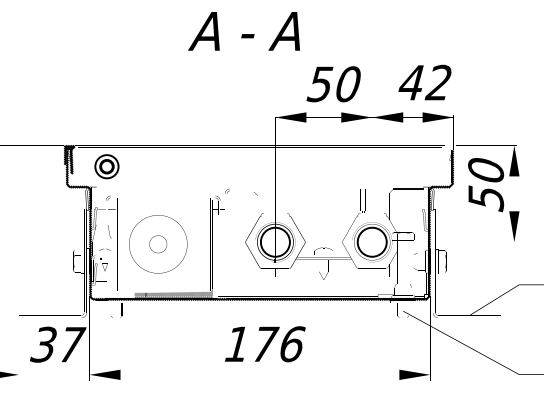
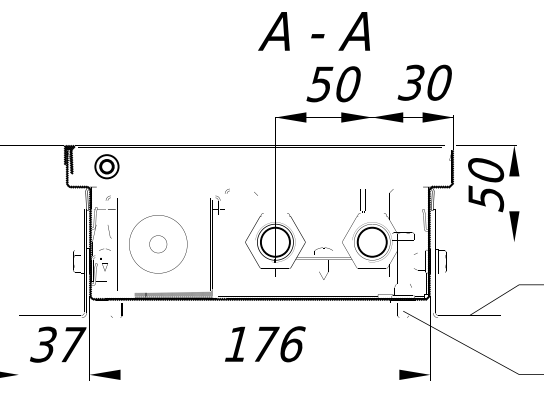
text position: (243, 31) -> (313, 31) (313, 31)
text: 42 -> 30 (424, 82)
line: present -> none (407, 189)
